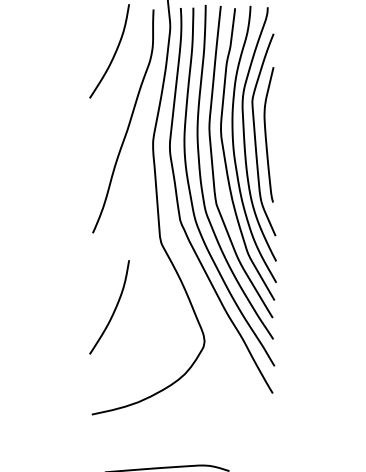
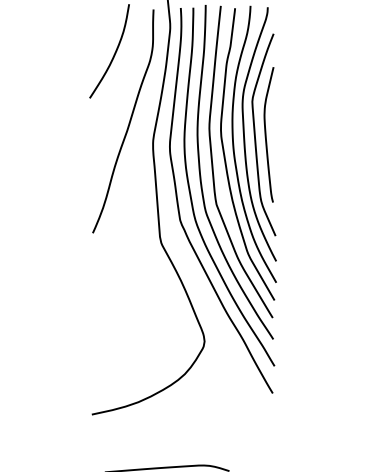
curve: present -> none (113, 310)
